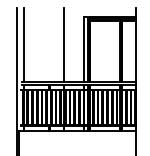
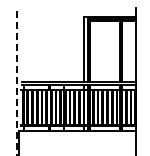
line: present -> none (24, 45)
line: present -> none (64, 45)
line: solid -> dashed (17, 81)
